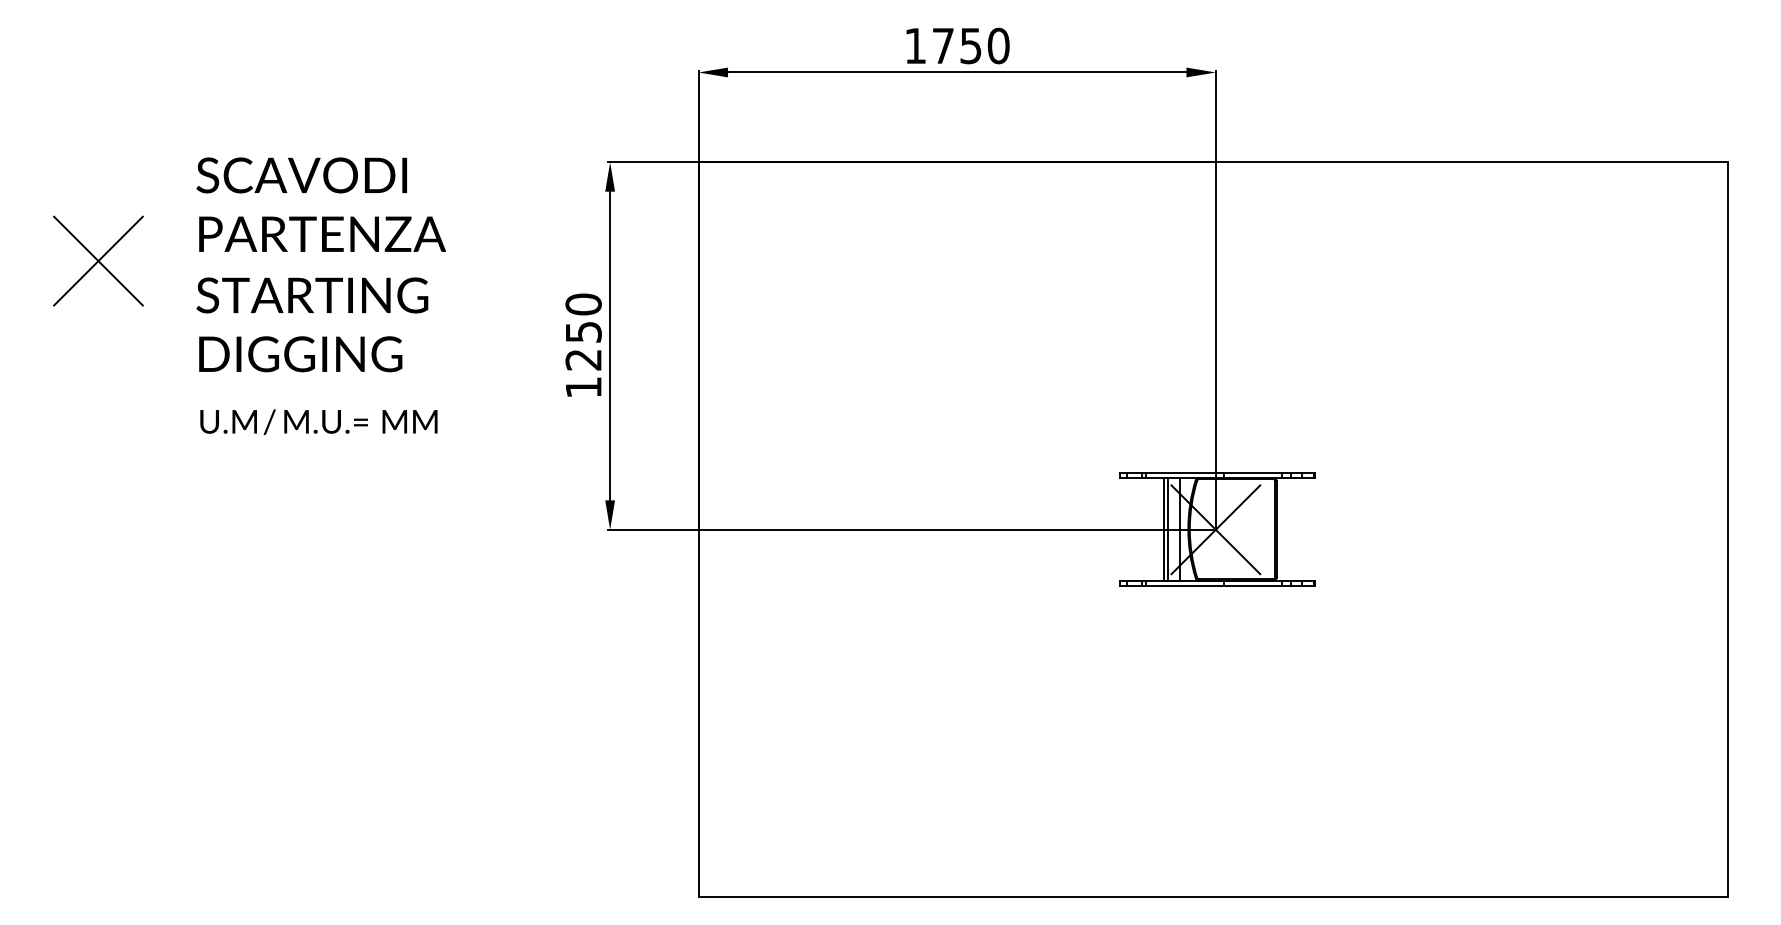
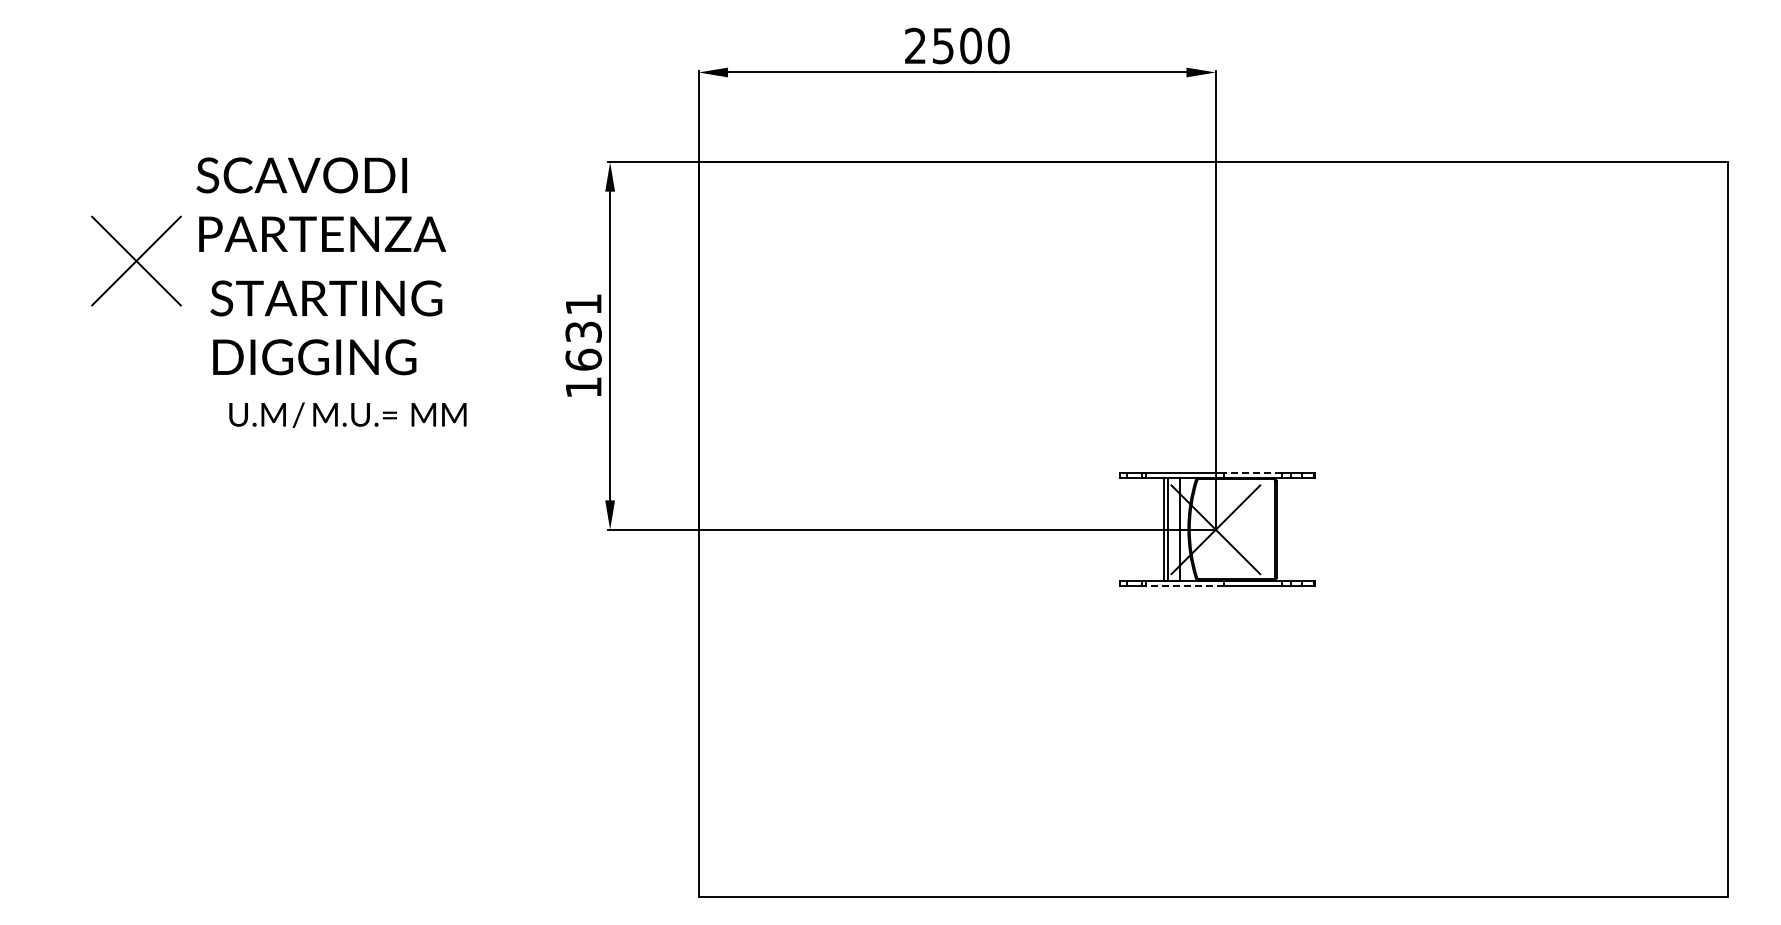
text: 1750 -> 2500 (943, 45)
part position: (98, 260) -> (136, 260) (136, 260)
text position: (312, 324) -> (326, 327) (326, 327)
text: 1250 -> 1631 (583, 331)
text position: (318, 421) -> (347, 414) (347, 414)
line: solid -> dashed (1252, 472)
line: solid -> dashed (1184, 586)
